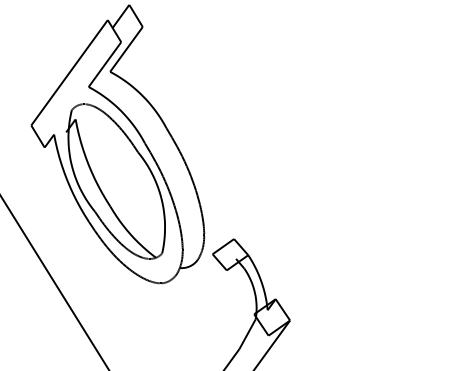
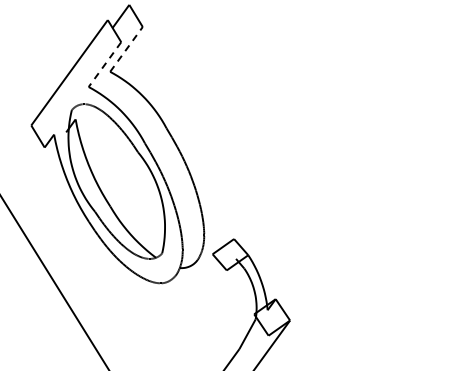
line: solid -> dashed (126, 49)
line: solid -> dashed (104, 64)
